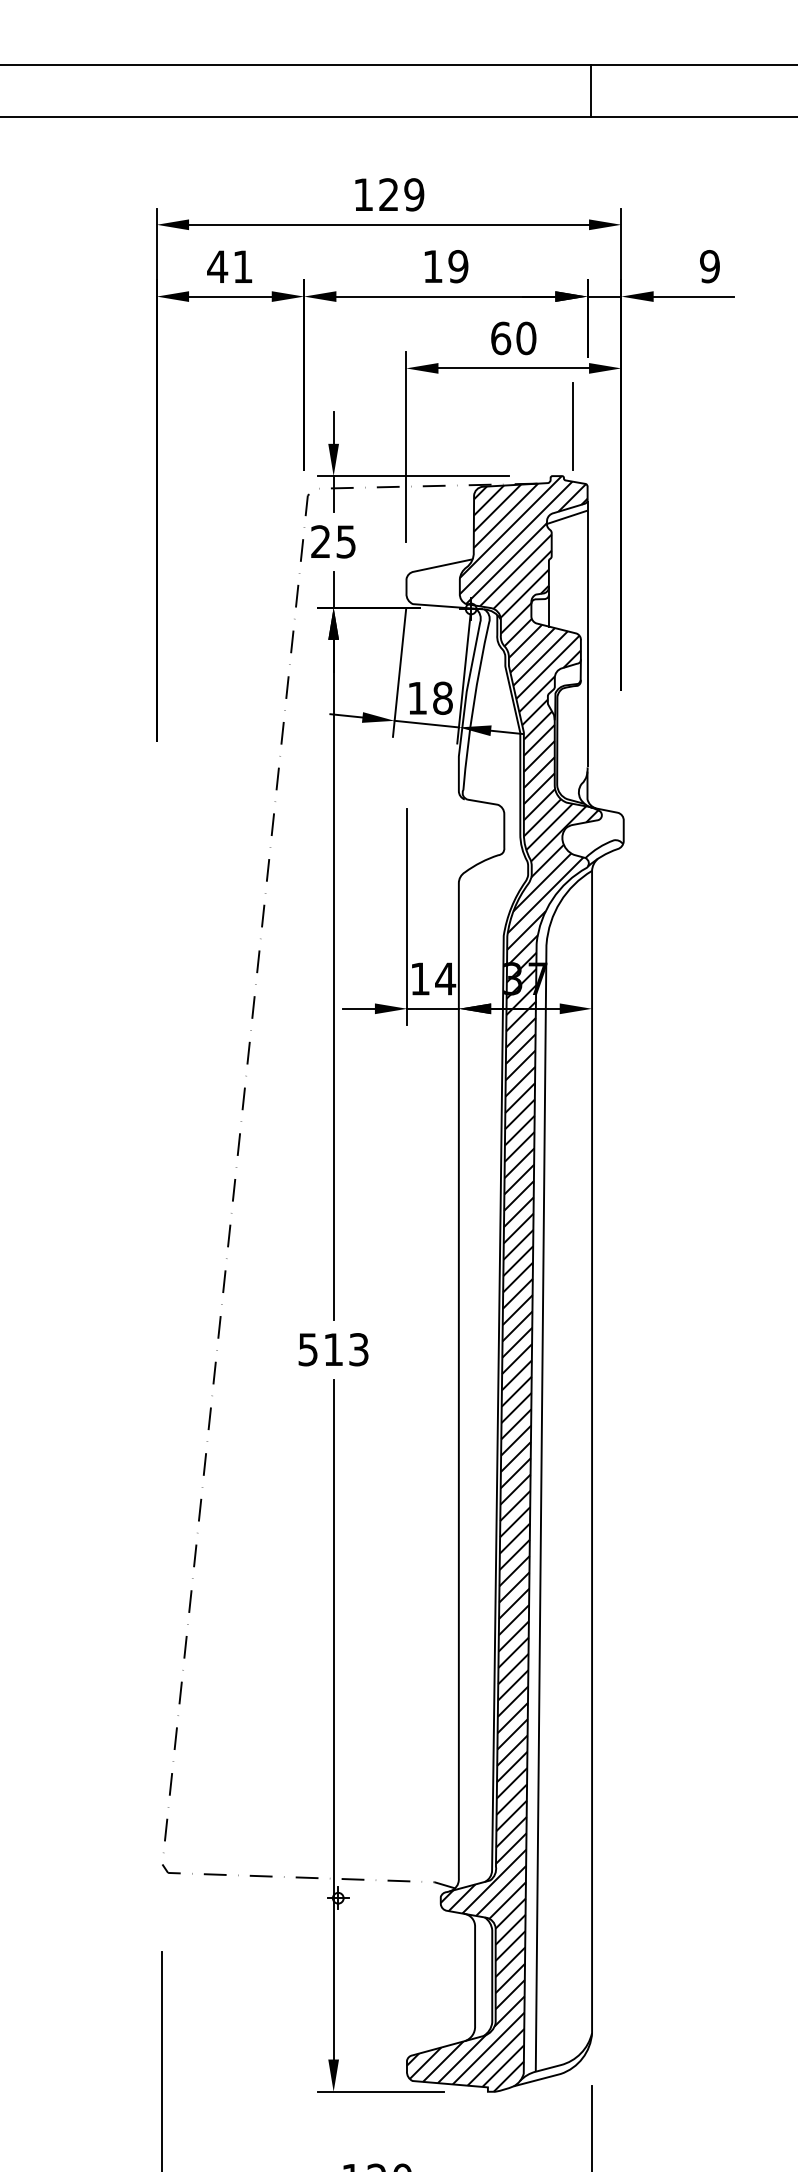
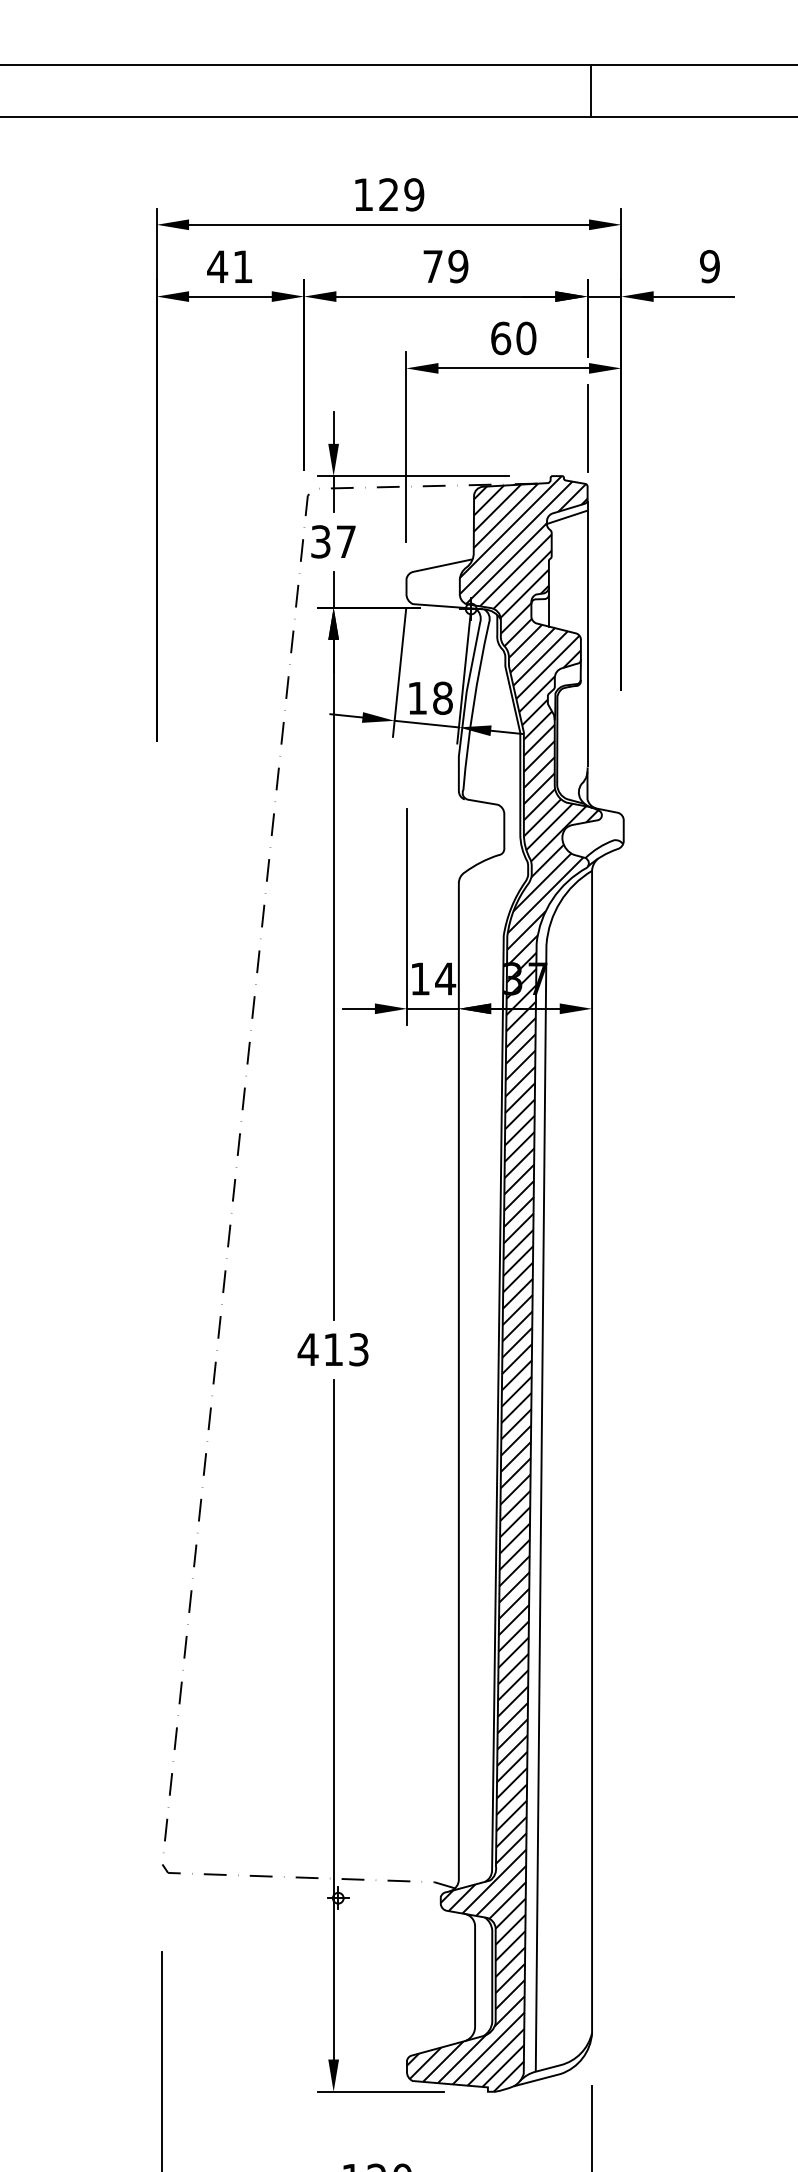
text: 19 -> 79 (432, 266)
line position: (572, 426) -> (587, 428) (587, 428)
text: 25 -> 37 (333, 541)
text: 513 -> 413 (307, 1349)
